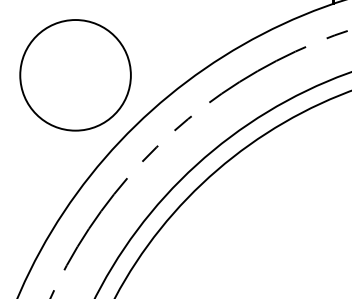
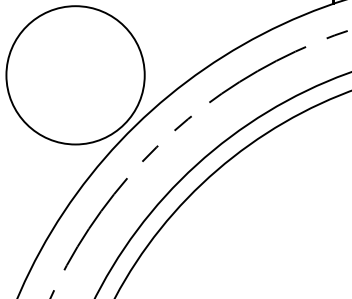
circle diameter: 111 px -> 138 px (75, 75)
